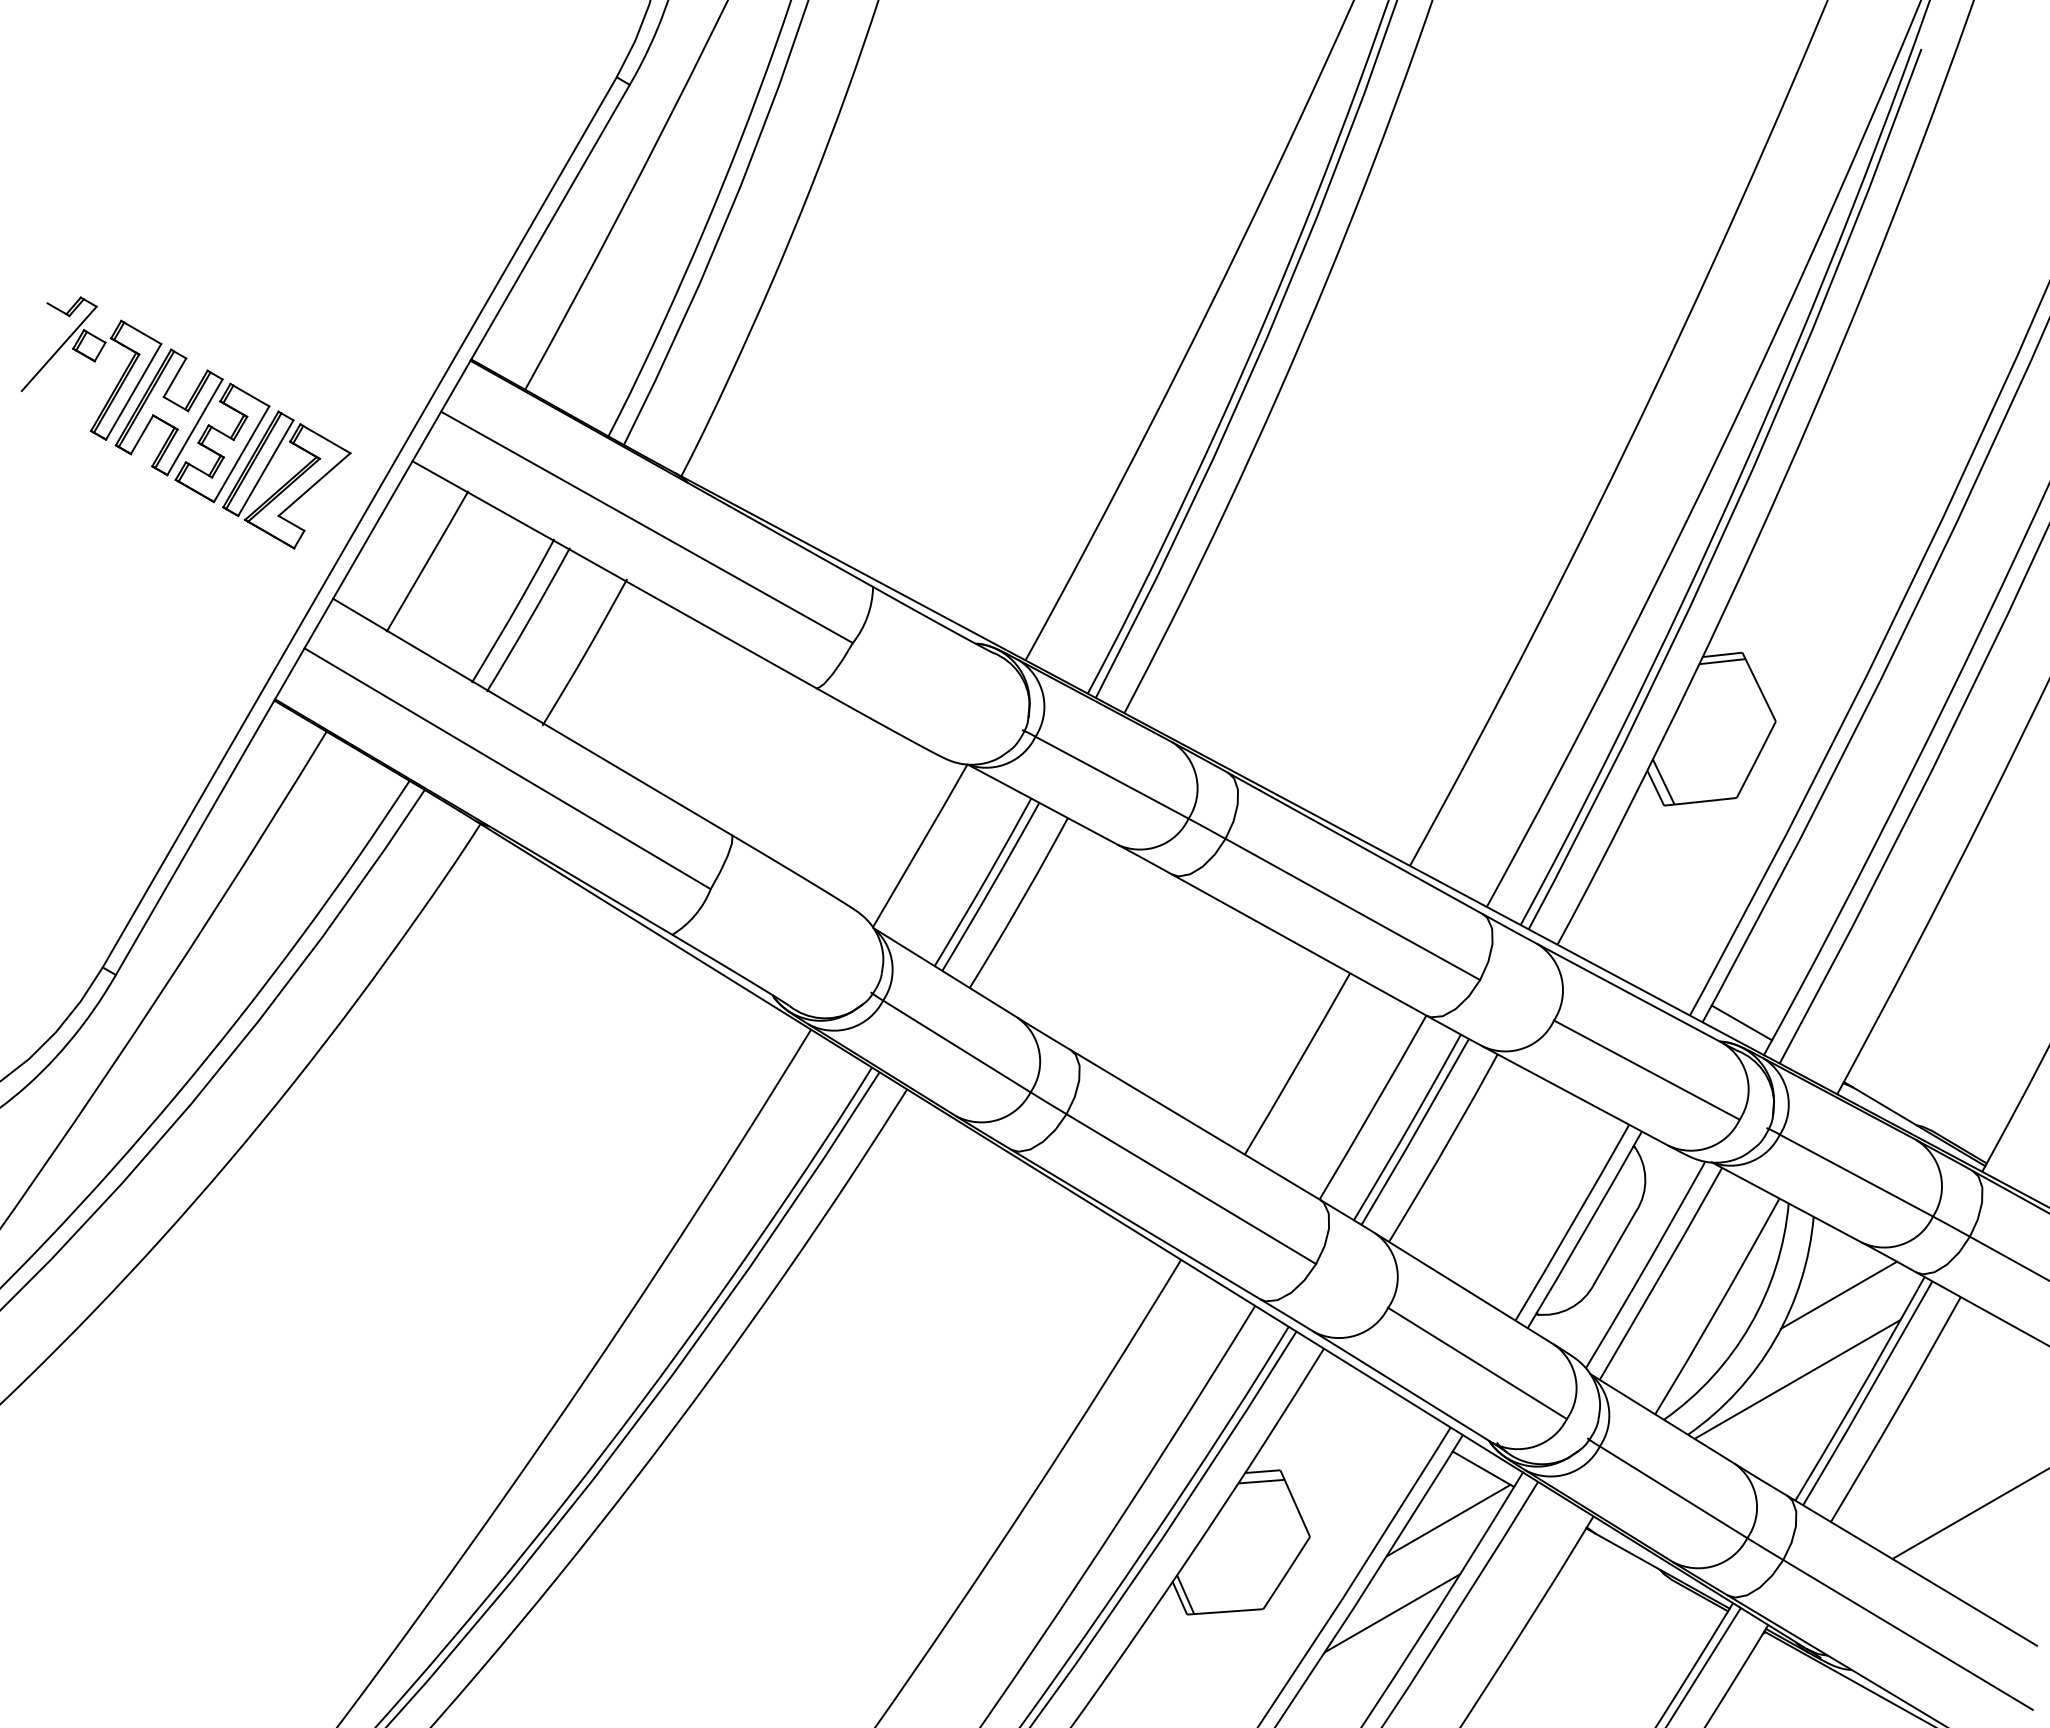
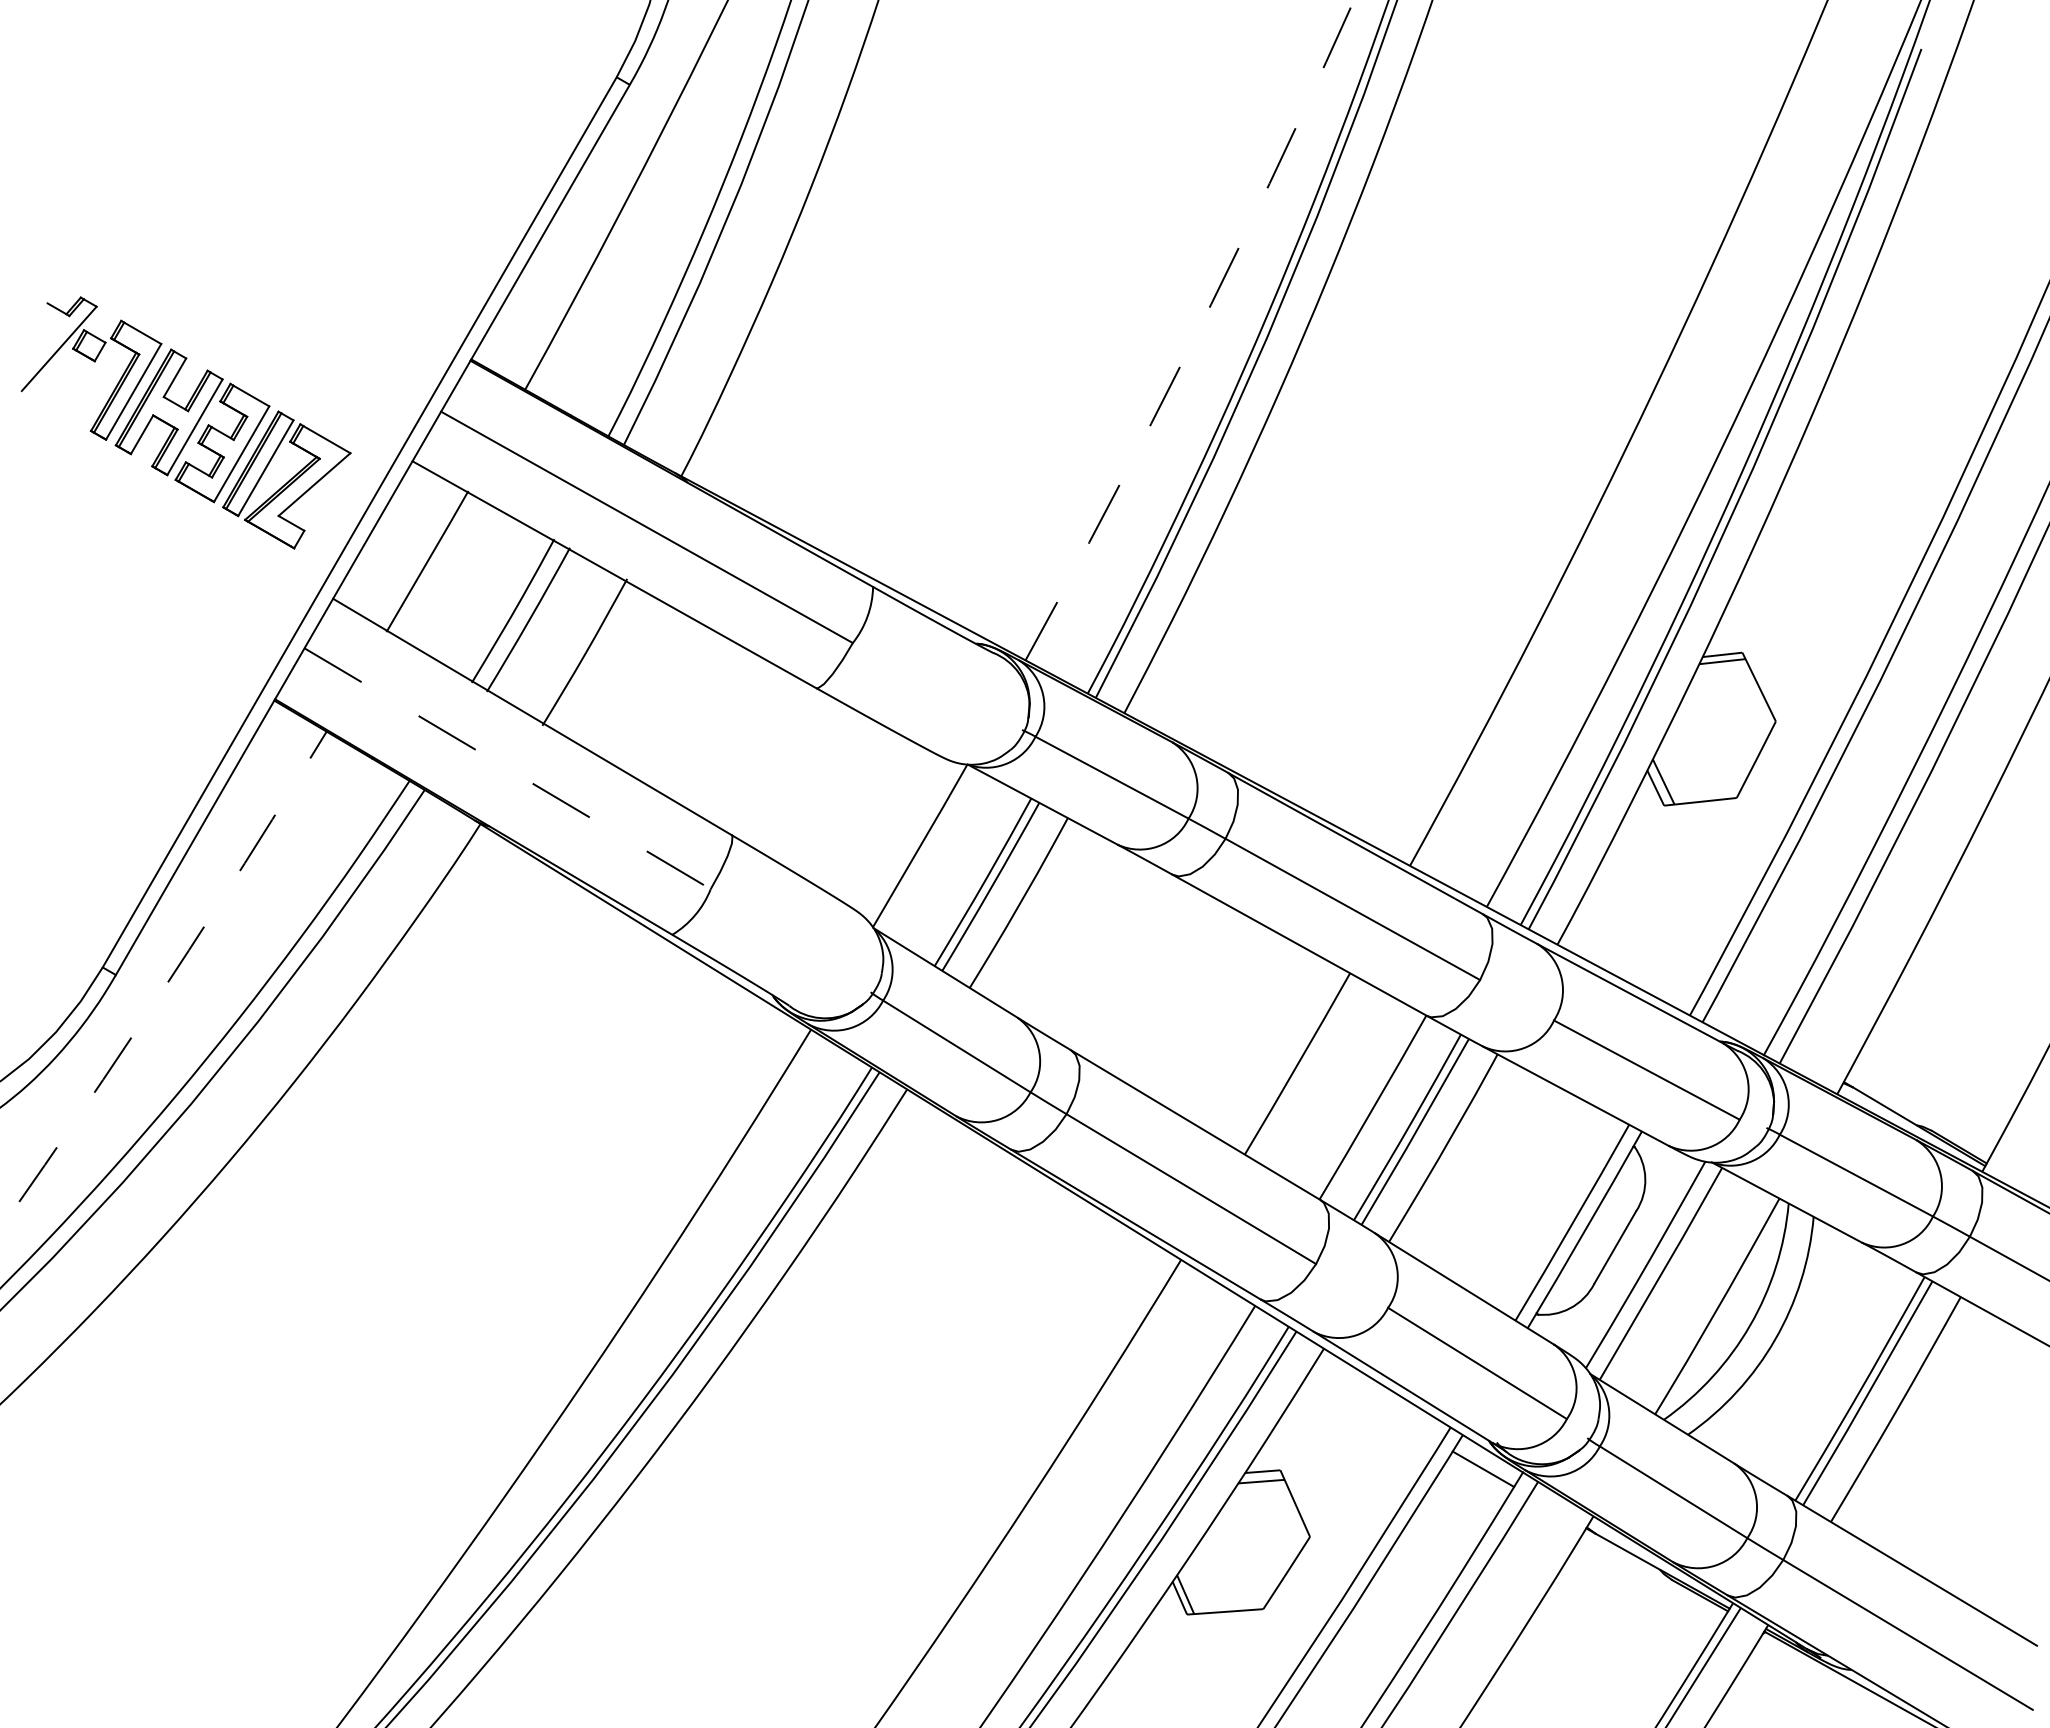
arc: solid -> dashed (1197, 332)
line: solid -> dashed (508, 769)
arc: solid -> dashed (167, 982)
line: present -> none (1741, 1022)
line: present -> none (1838, 1294)
line: present -> none (1797, 1379)
line: present -> none (1969, 1514)
line: present -> none (1448, 1520)
line: present -> none (1392, 1613)
